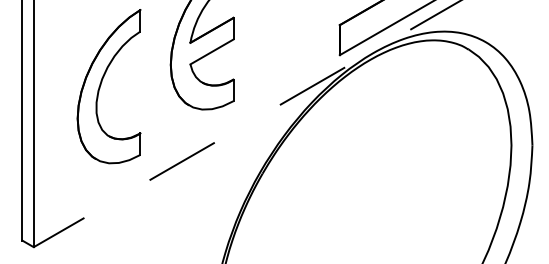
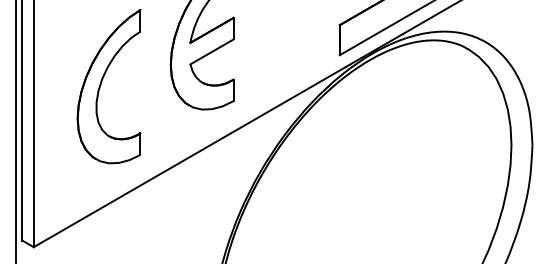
line: dashed -> solid (247, 123)
line: none -> present (16, 131)
